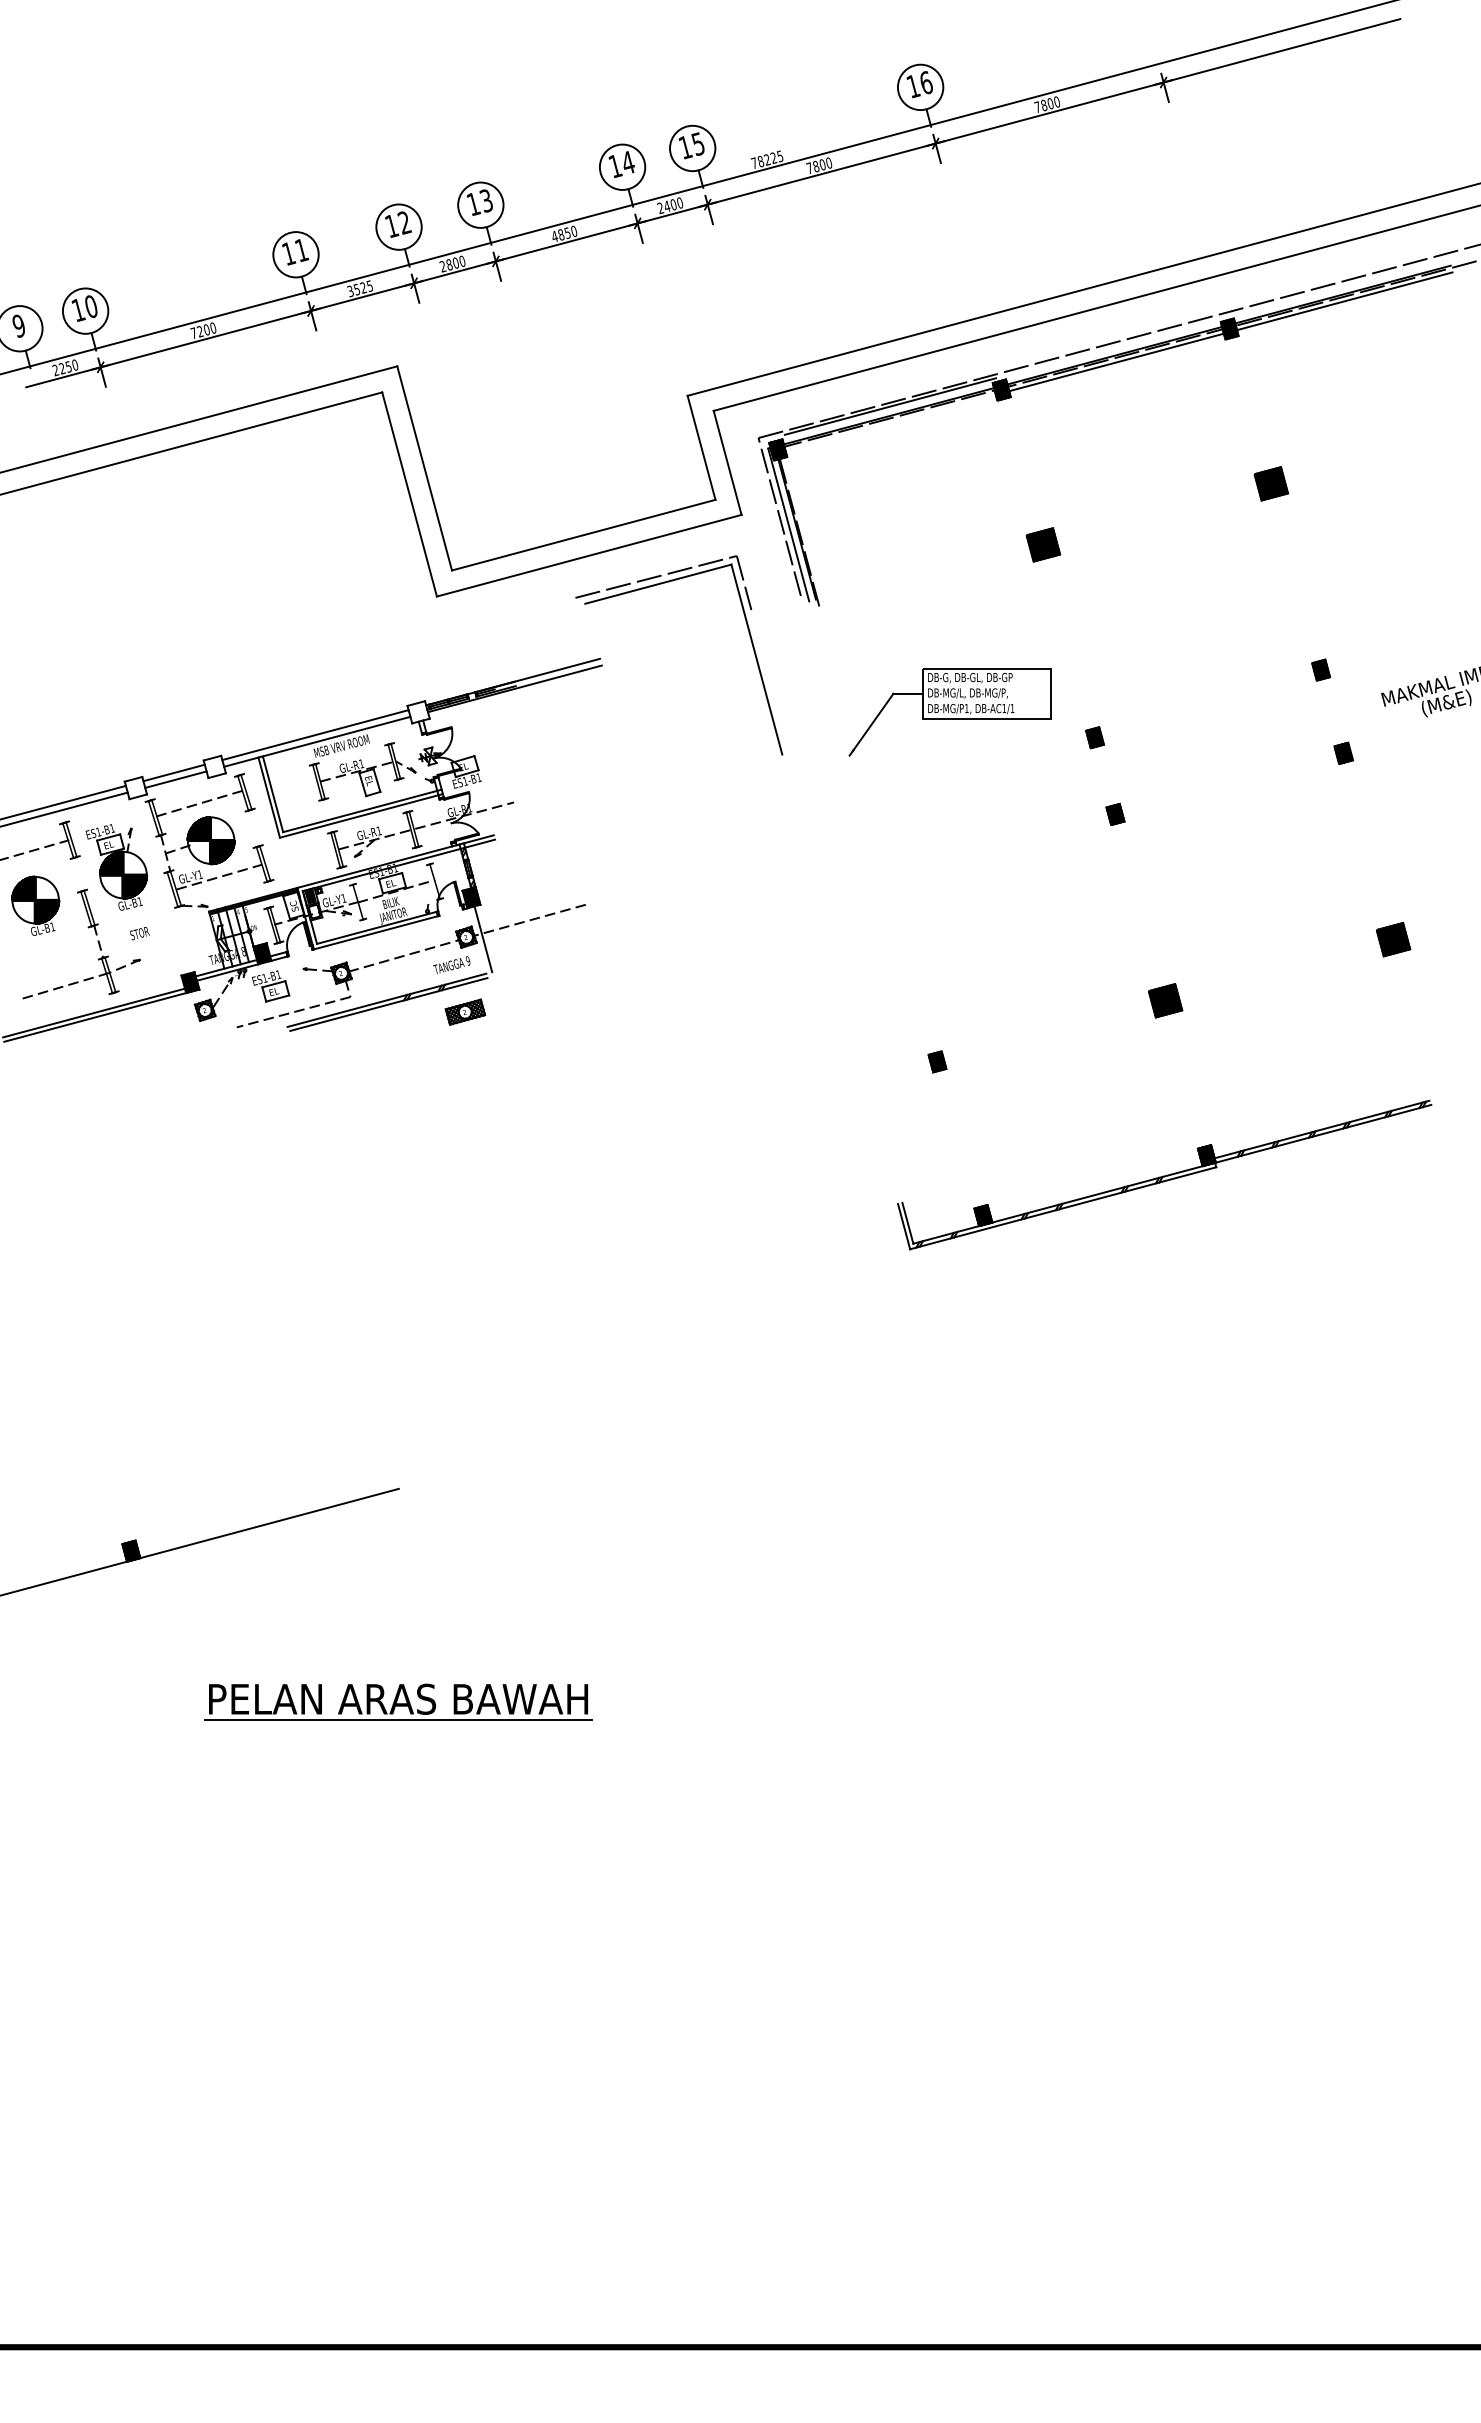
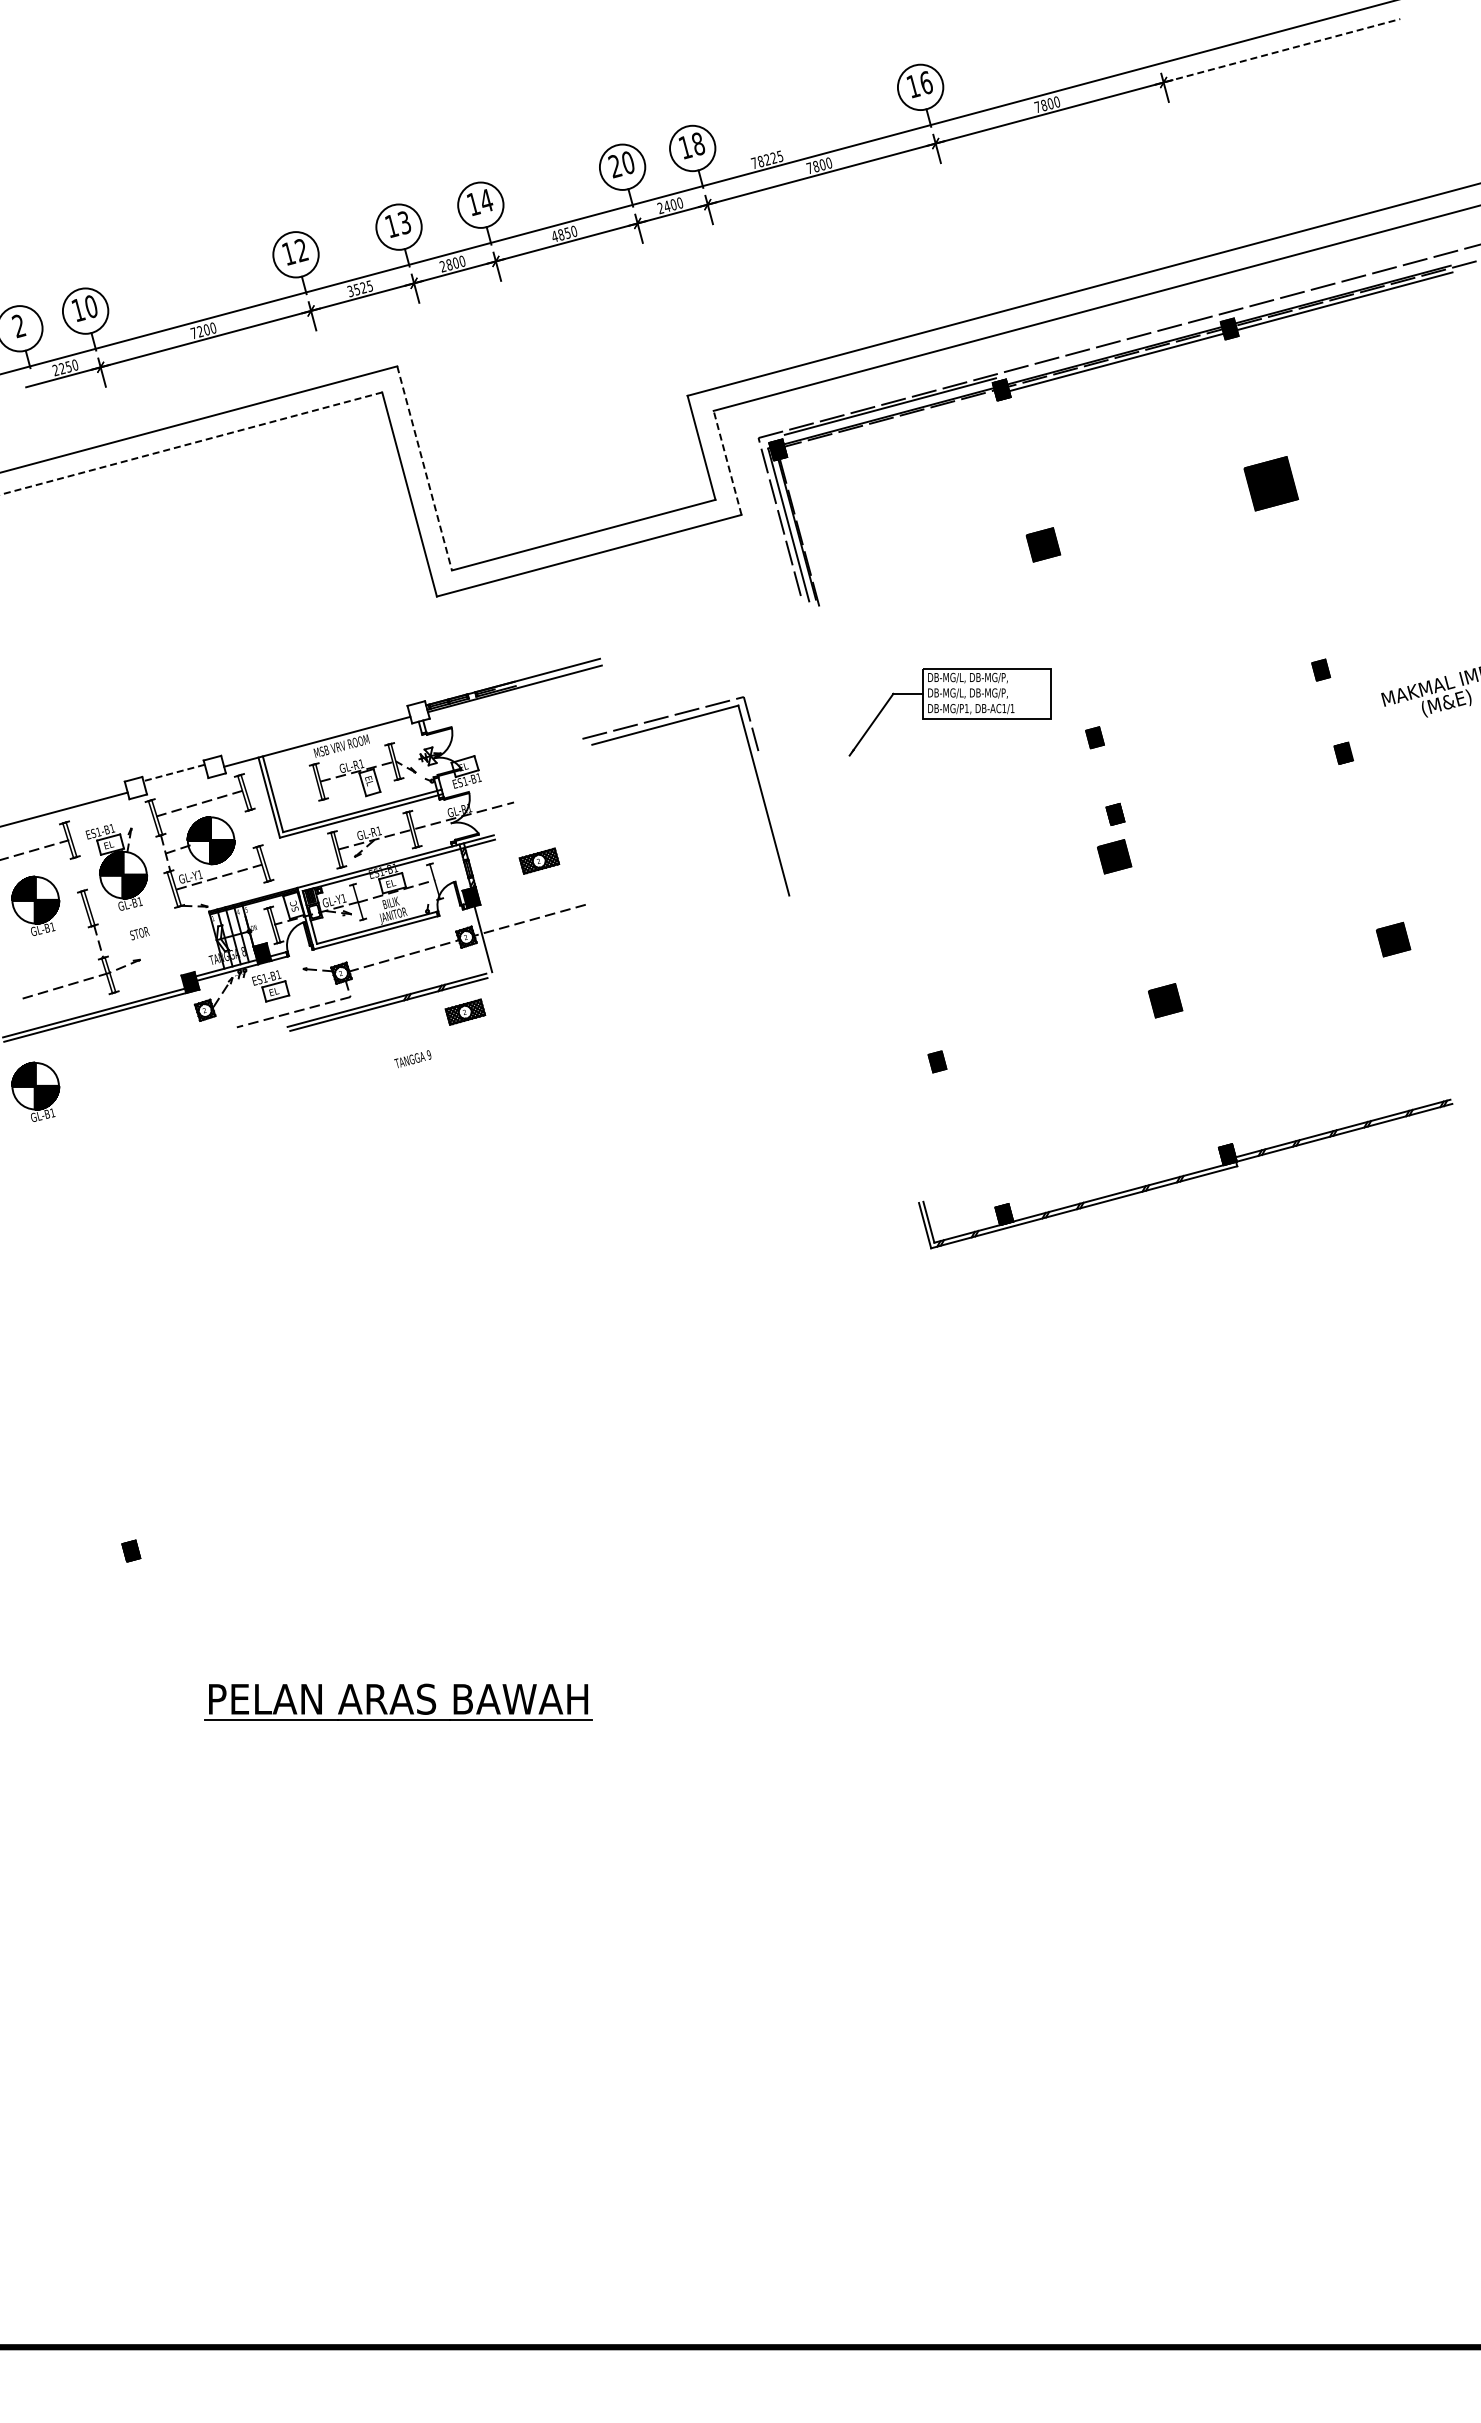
line: solid -> dashed (1278, 51)
text: 15 -> 18 (698, 143)
text: 14 -> 20 (621, 164)
text: 13 -> 14 (486, 200)
text: 12 -> 13 (404, 222)
text: 11 -> 12 (301, 250)
text: 9 -> 2 (18, 326)
line: solid -> dashed (192, 443)
line: solid -> dashed (727, 462)
line: solid -> dashed (424, 468)
part size: 37x36 px -> 57x56 px (1271, 483)
part position: (748, 633) -> (755, 774) (755, 774)
text: DB-G, DB-GL, DB-GP -> DB-MG/L, DB-MG/P, (977, 677)
line: present -> none (315, 735)
line: solid -> dashed (174, 772)
line: present -> none (175, 779)
line: present -> none (63, 801)
part: none -> present (1114, 856)
part: none -> present (539, 860)
text position: (451, 965) -> (412, 1059) (412, 1059)
part: none -> present (35, 1091)
part position: (1164, 1174) -> (1185, 1173) (1185, 1173)
line: present -> none (200, 1541)
